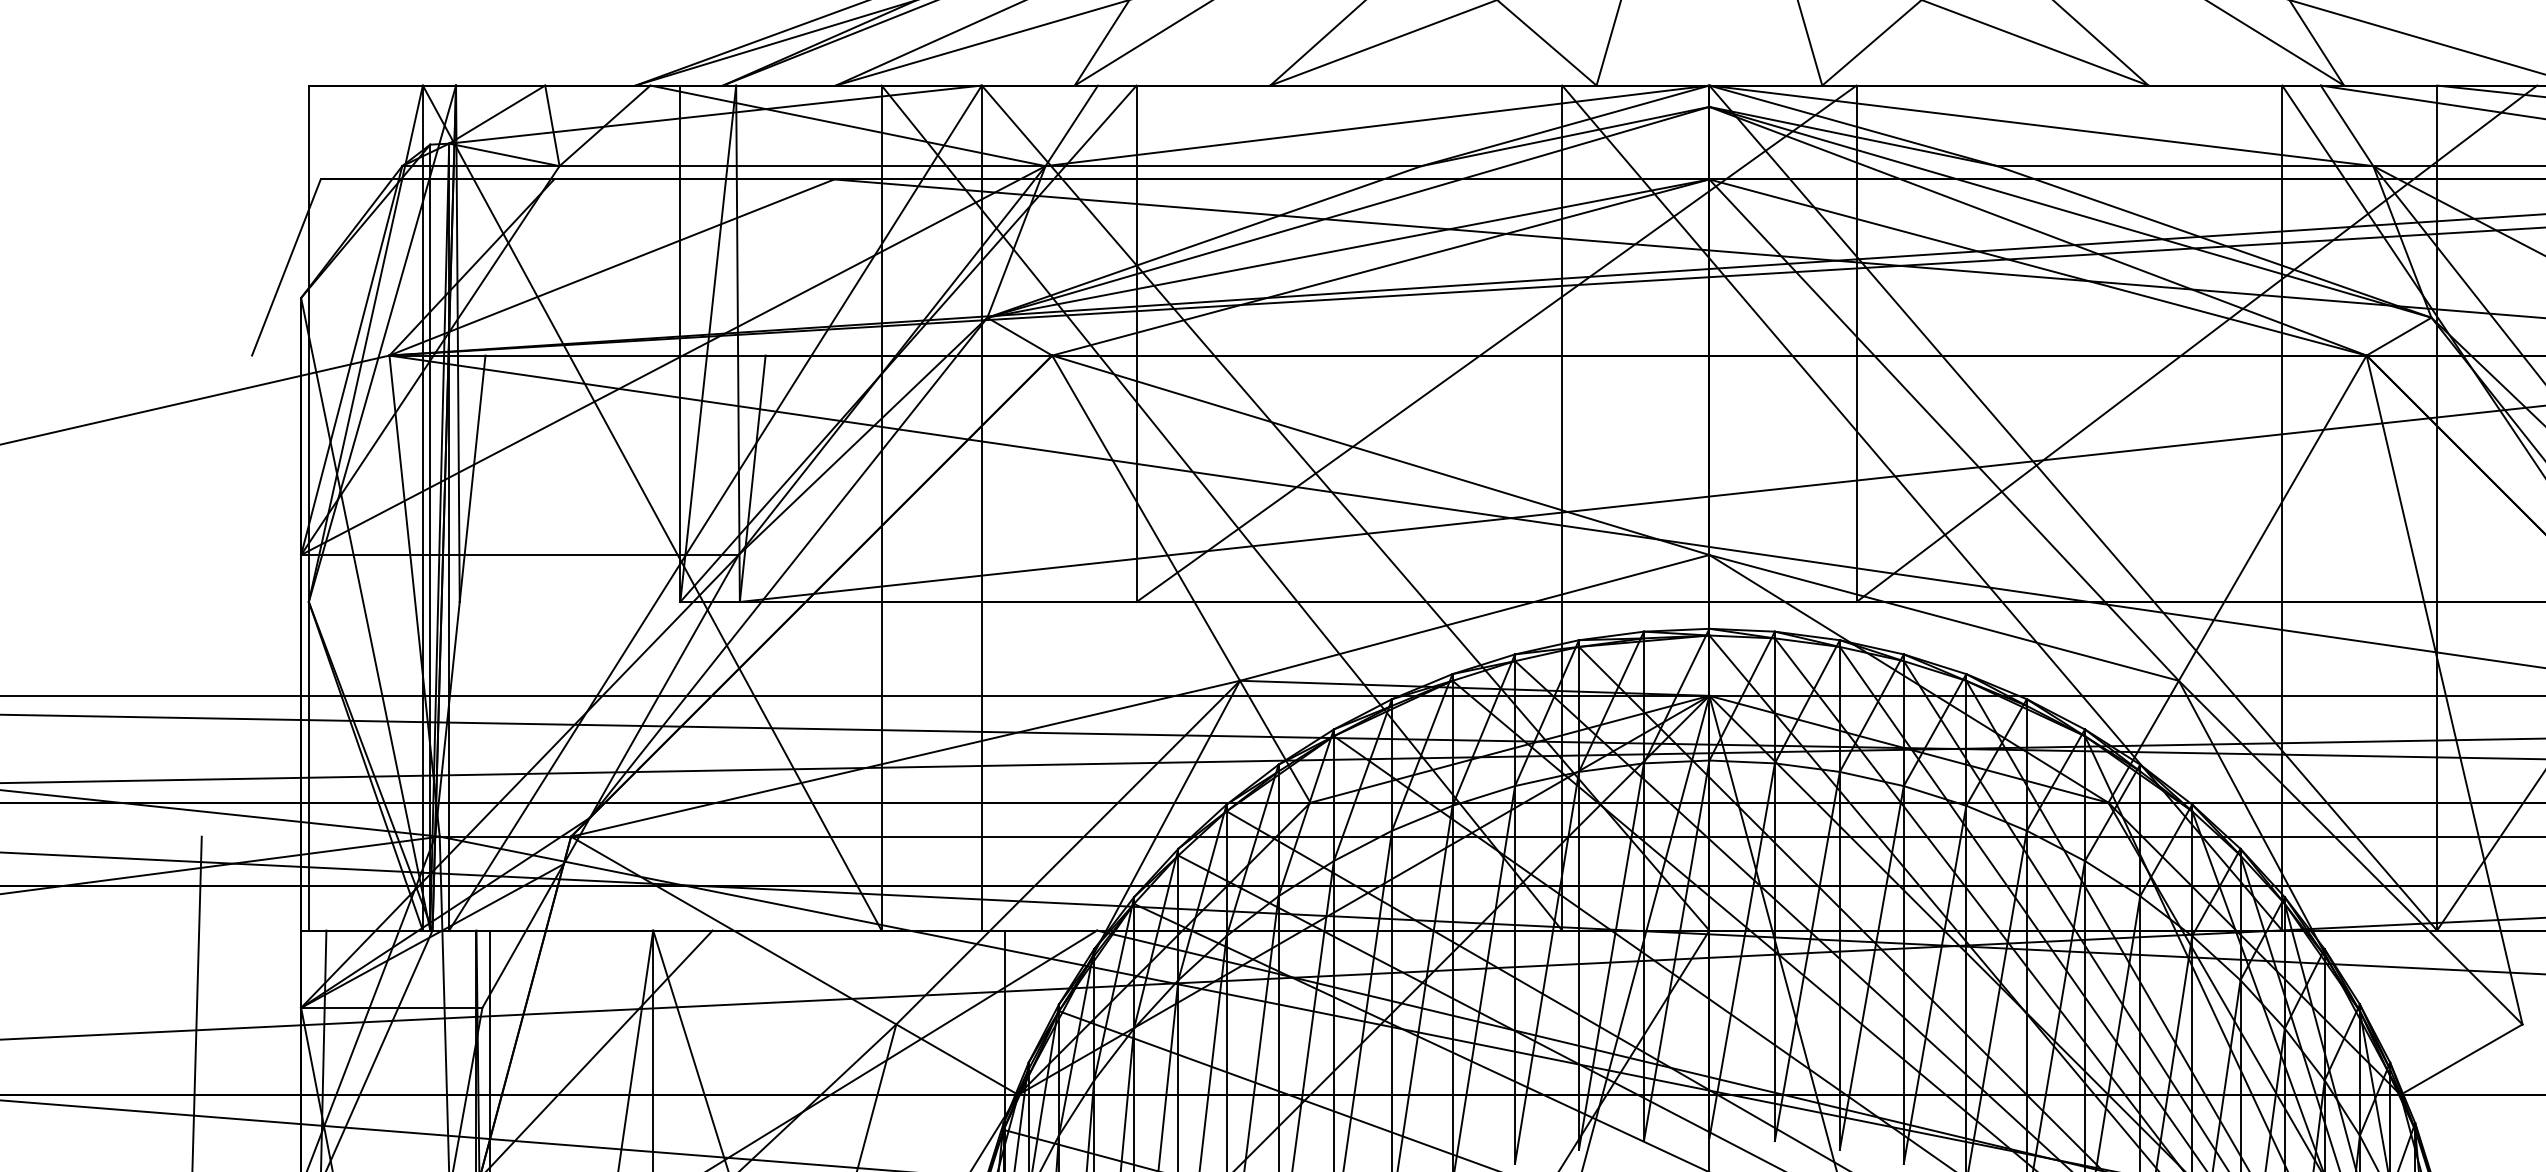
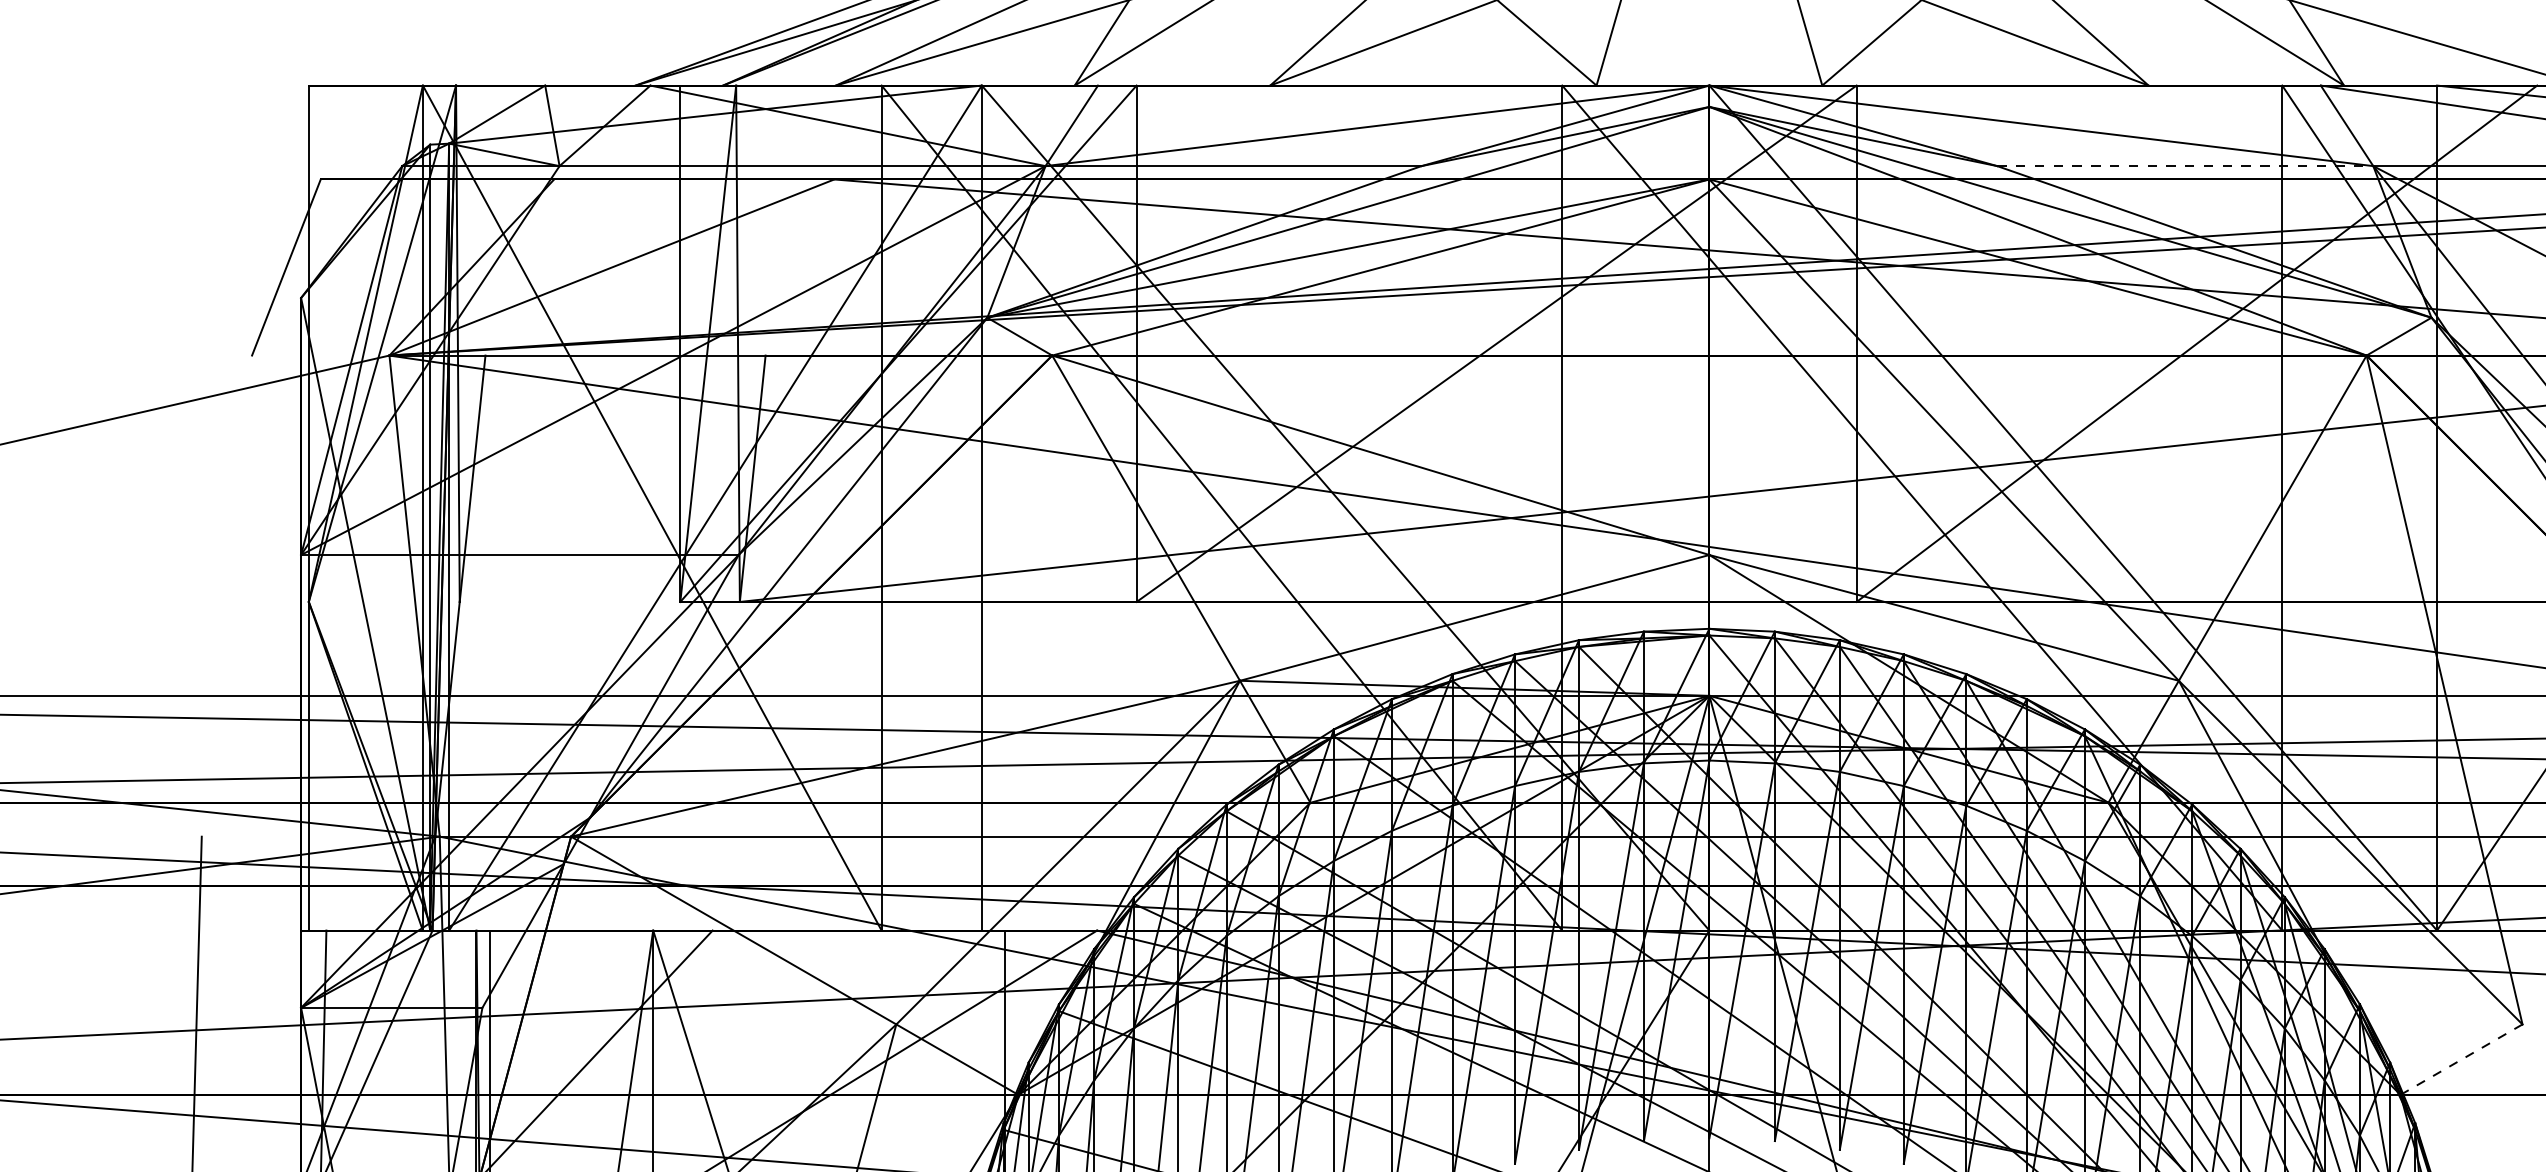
line: solid -> dashed (2185, 166)
line: solid -> dashed (2461, 1059)
